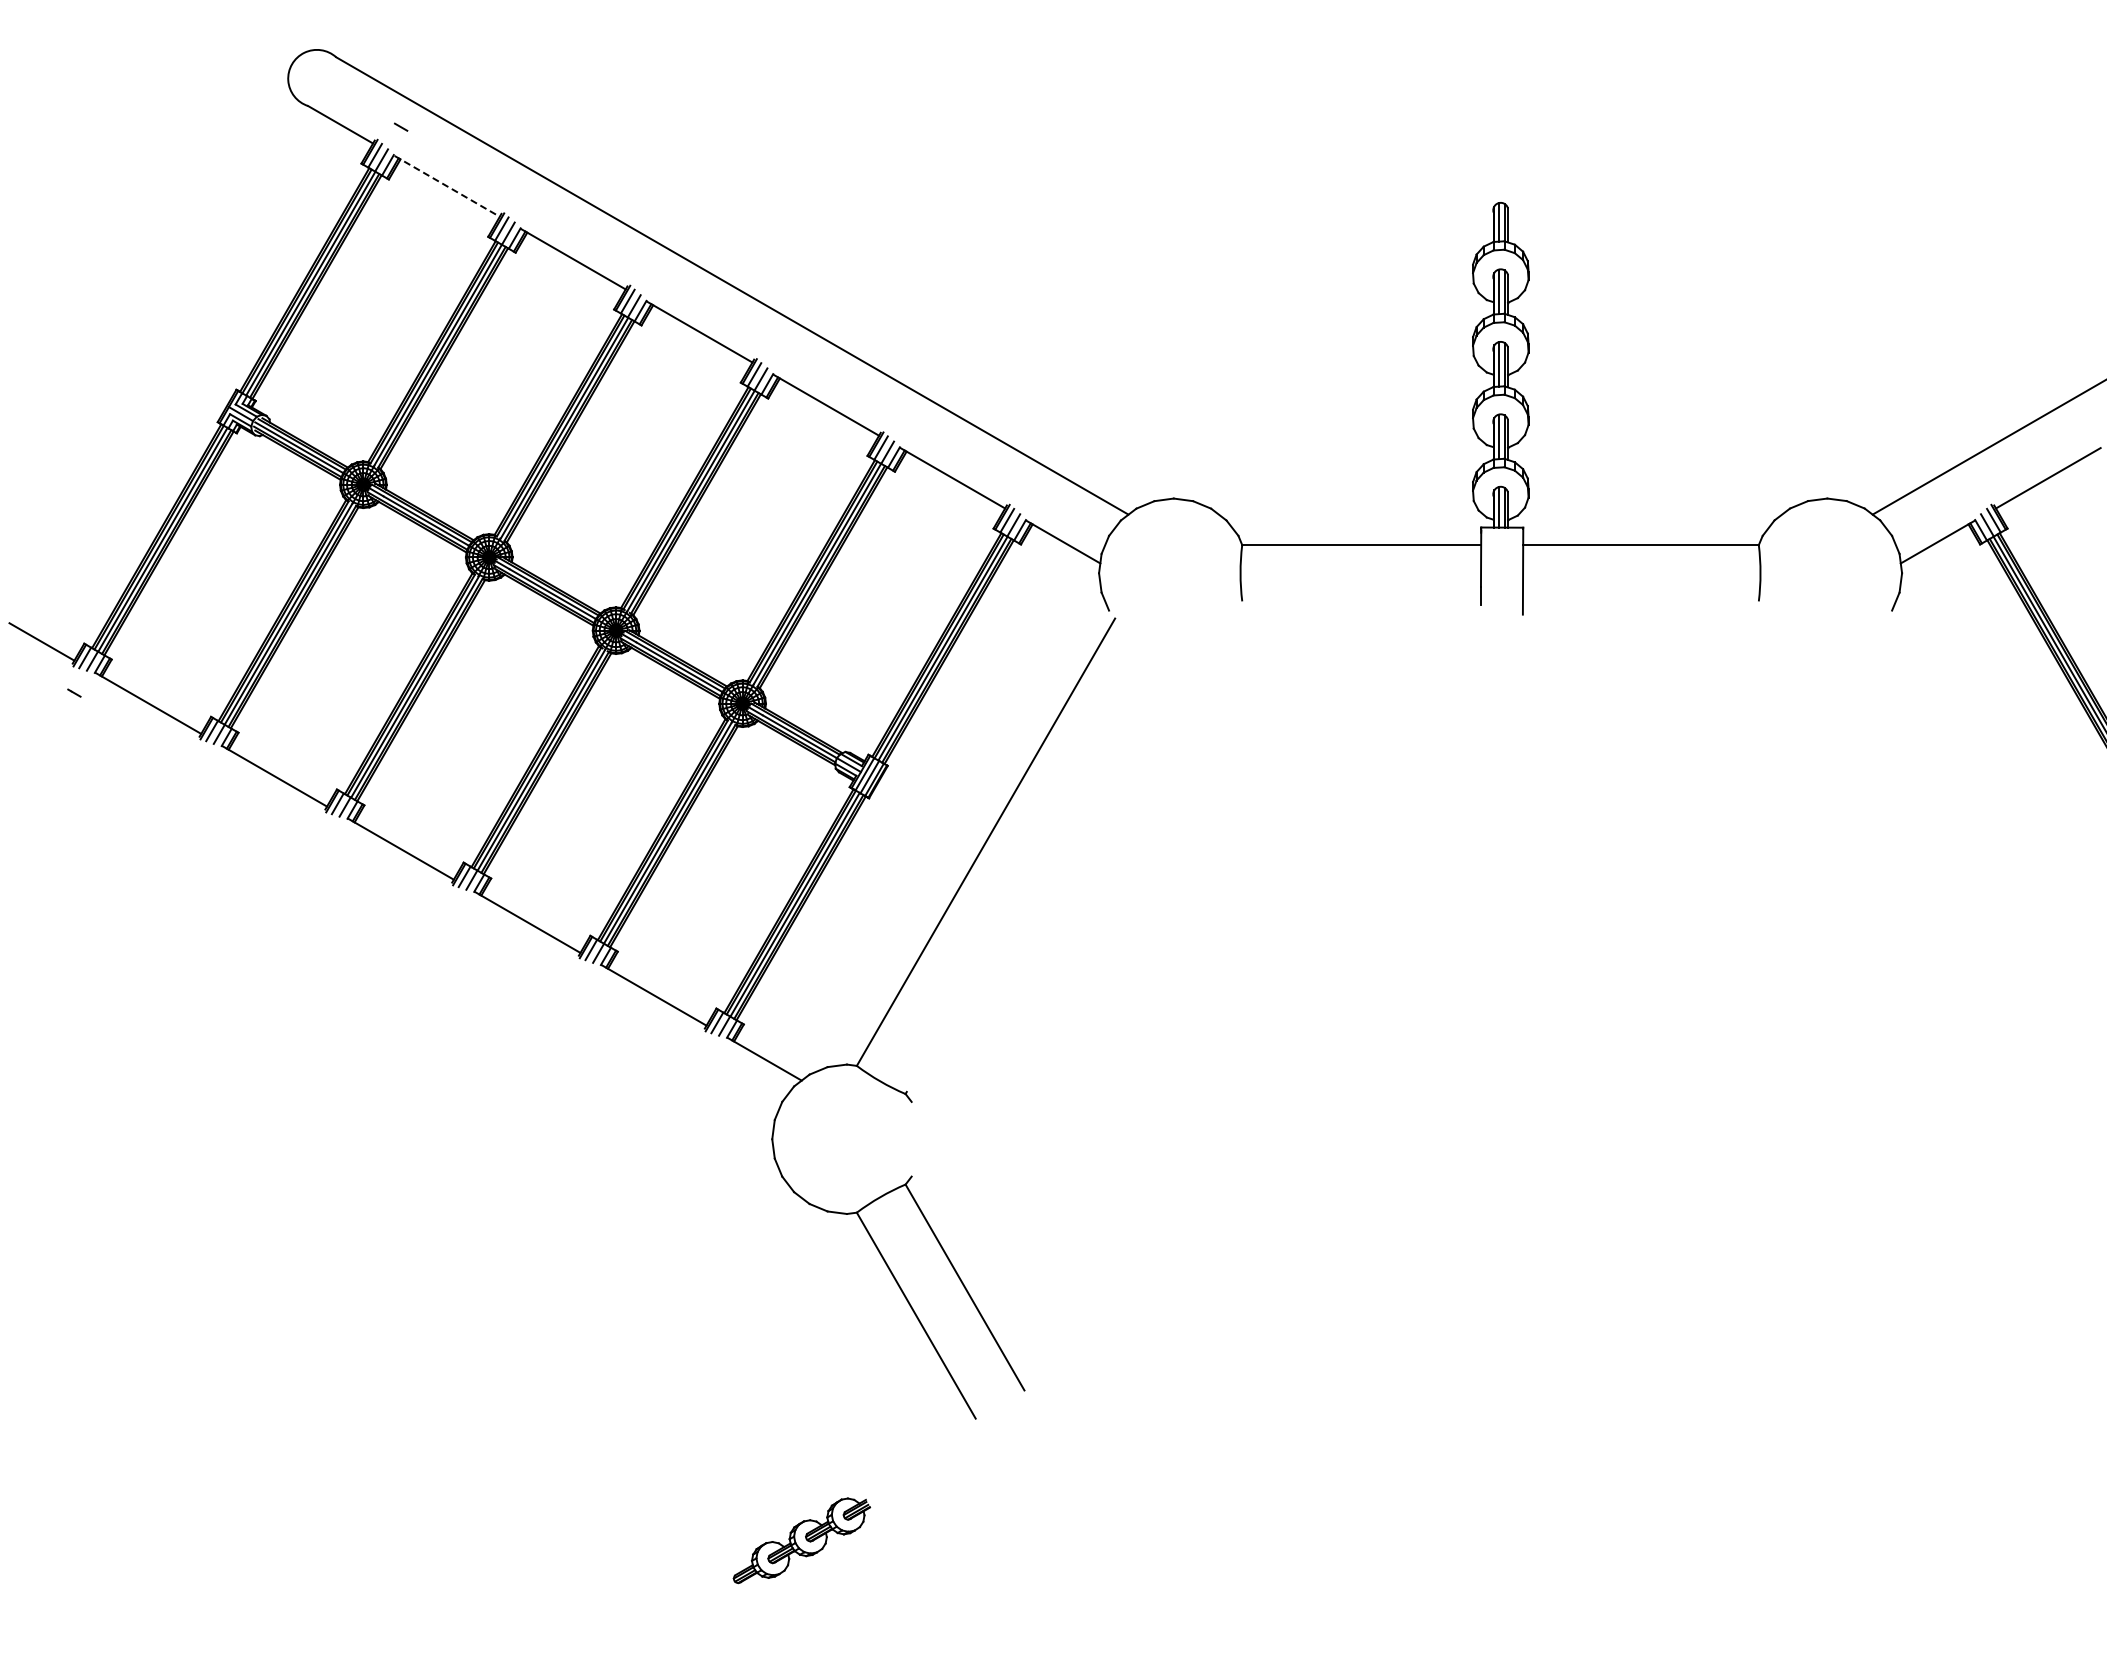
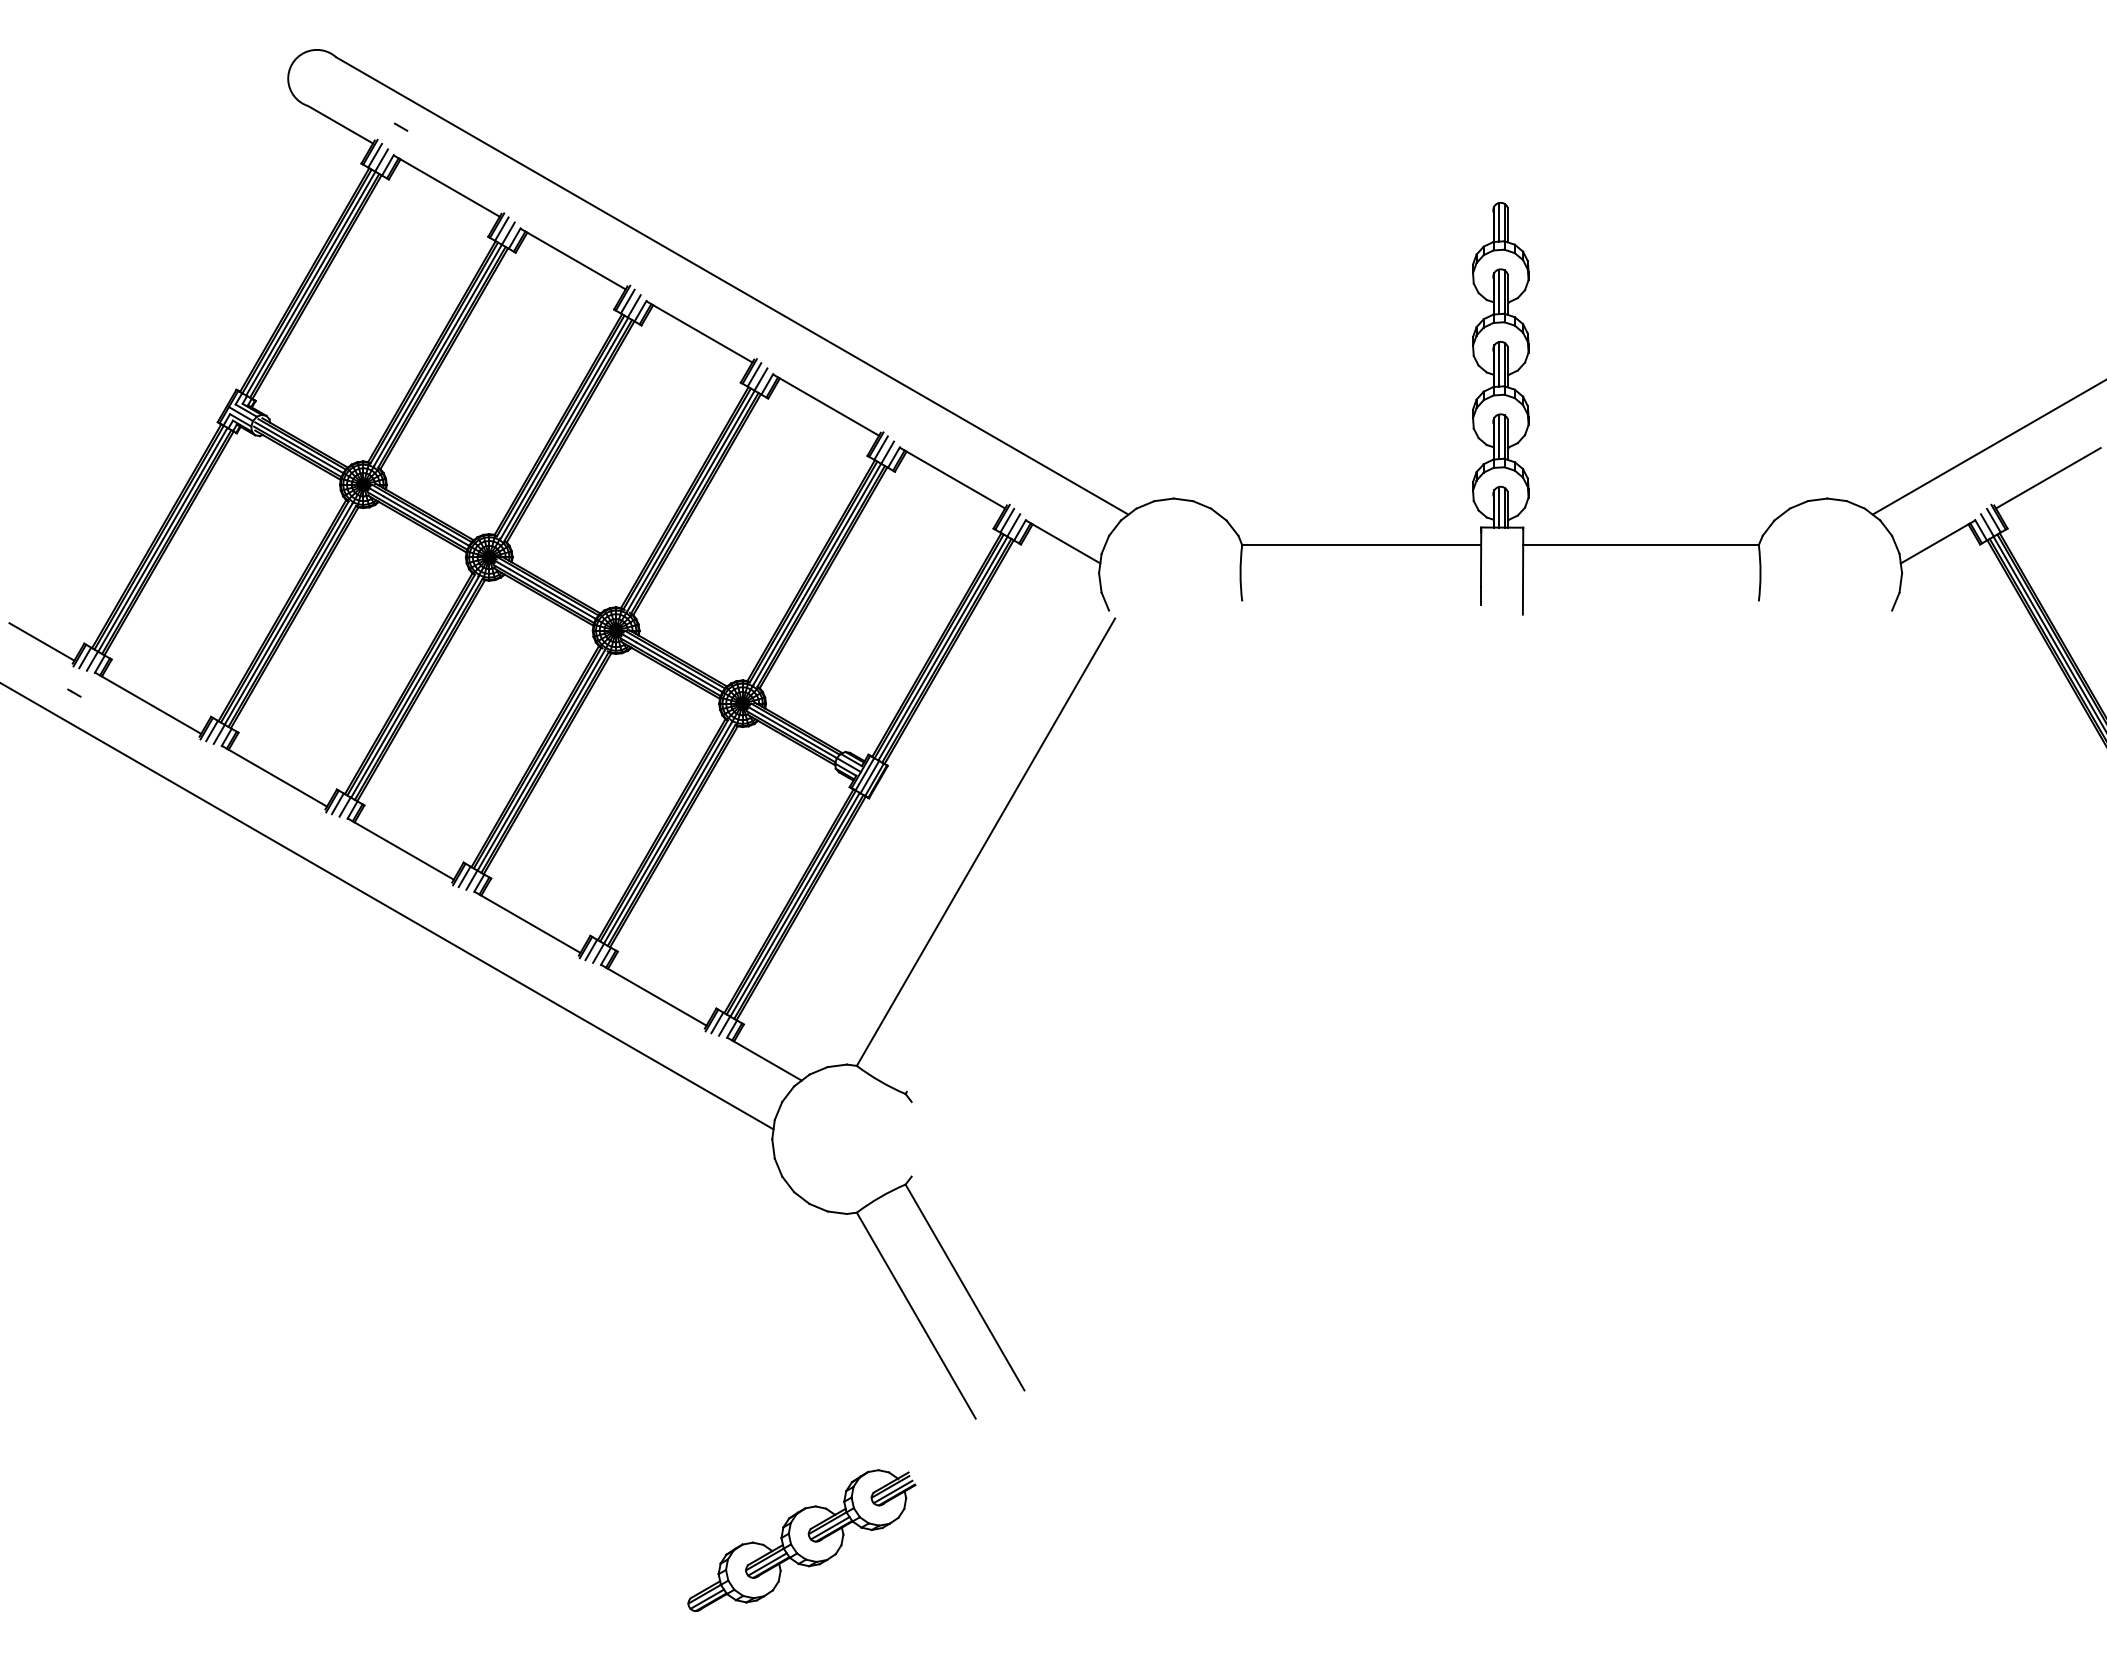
line: dashed -> solid (447, 186)
line: none -> present (387, 906)
part size: 139x88 px -> 230x144 px (801, 1540)
